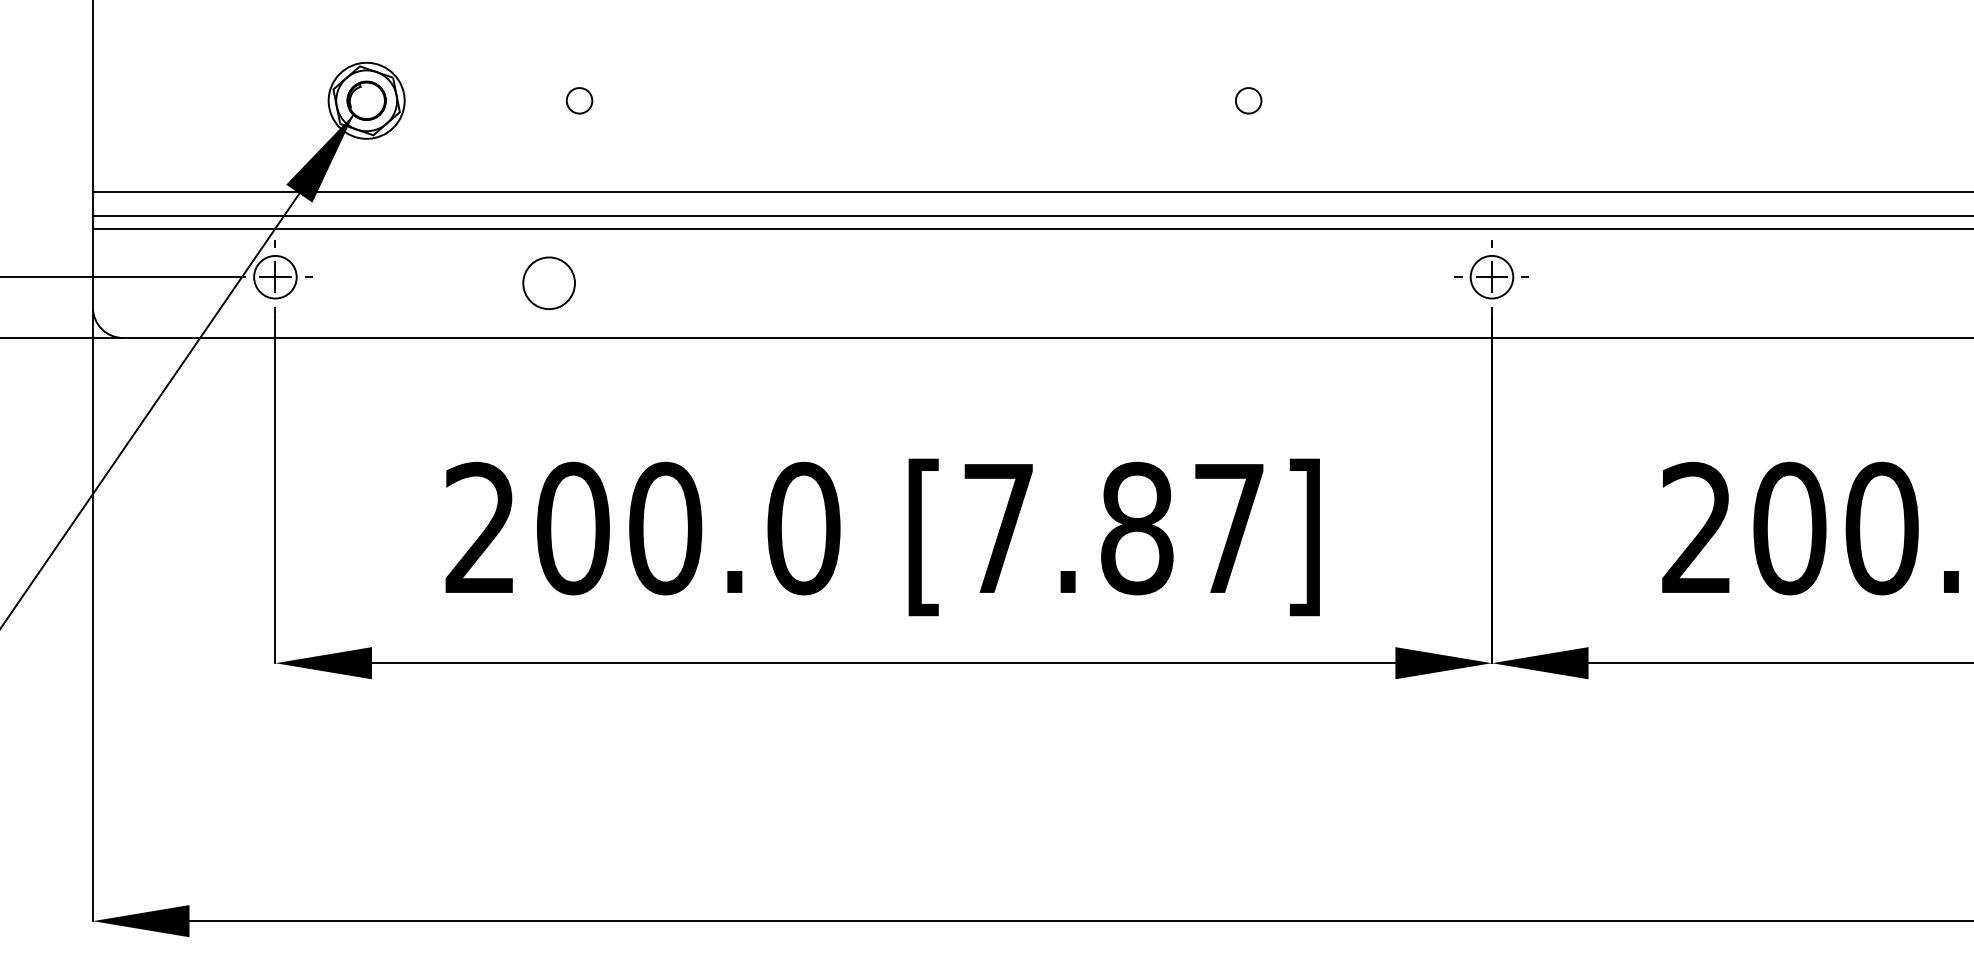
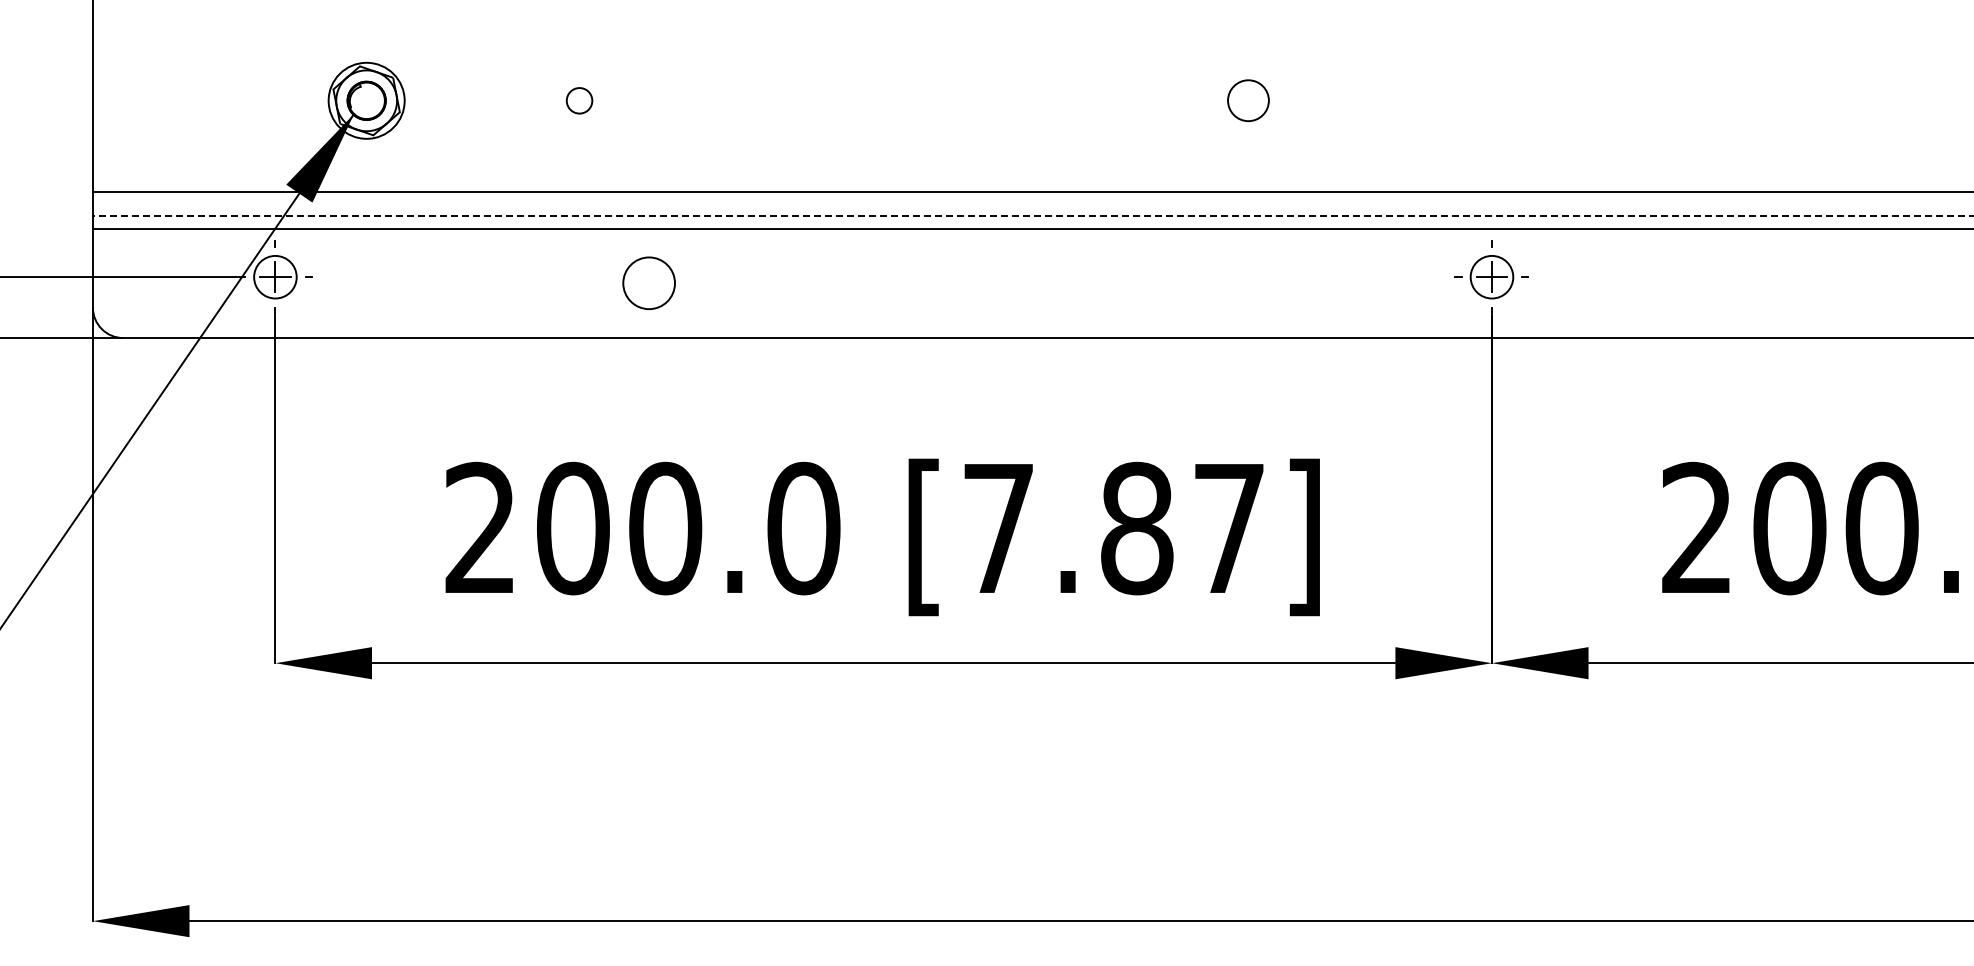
circle size: 28x28 px -> 43x43 px (1248, 100)
line: solid -> dashed (1033, 216)
circle position: (548, 282) -> (648, 282) (648, 282)
